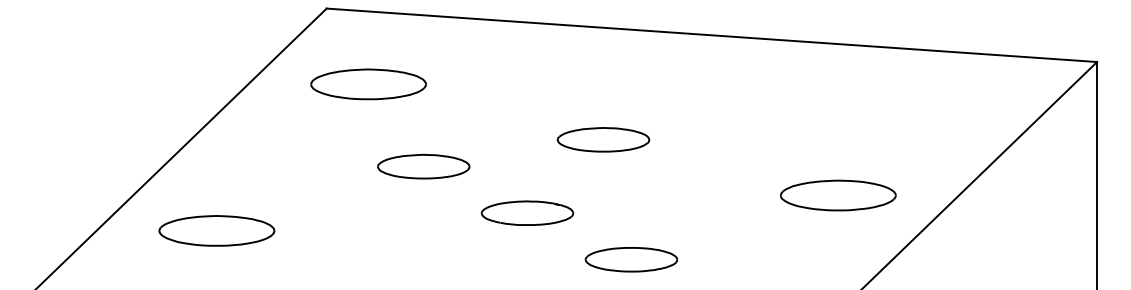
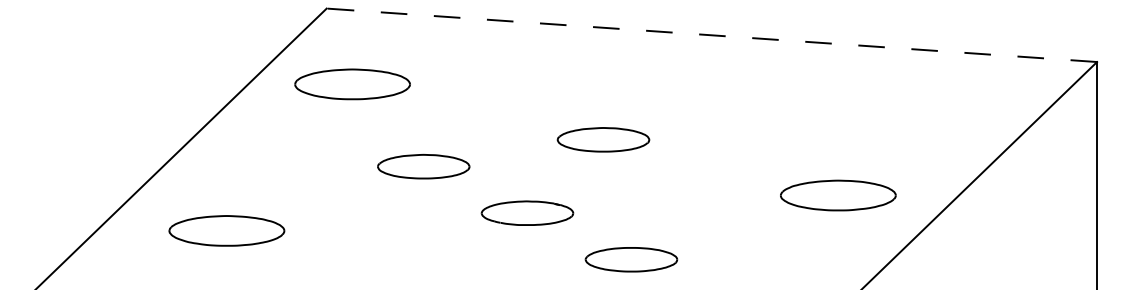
line: solid -> dashed (711, 35)
part position: (368, 84) -> (352, 84) (352, 84)
part position: (216, 230) -> (226, 230) (226, 230)
